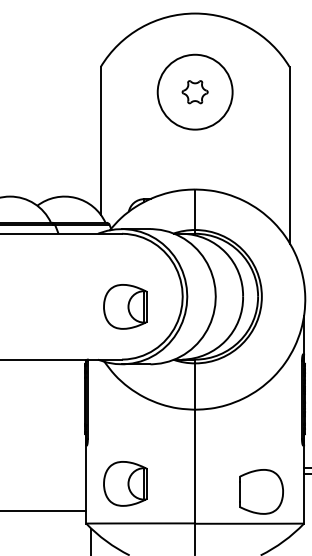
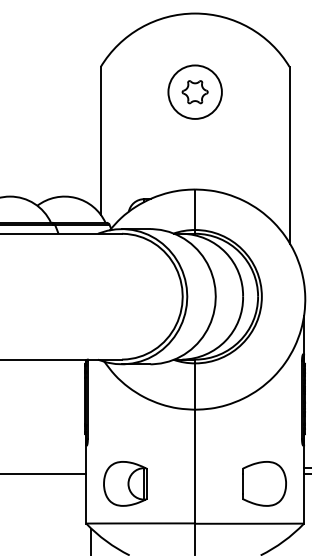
circle diameter: 75 px -> 53 px (194, 91)
part: present -> none (125, 306)
part position: (261, 491) -> (264, 483) (264, 483)
line position: (44, 511) -> (44, 474) (44, 474)
